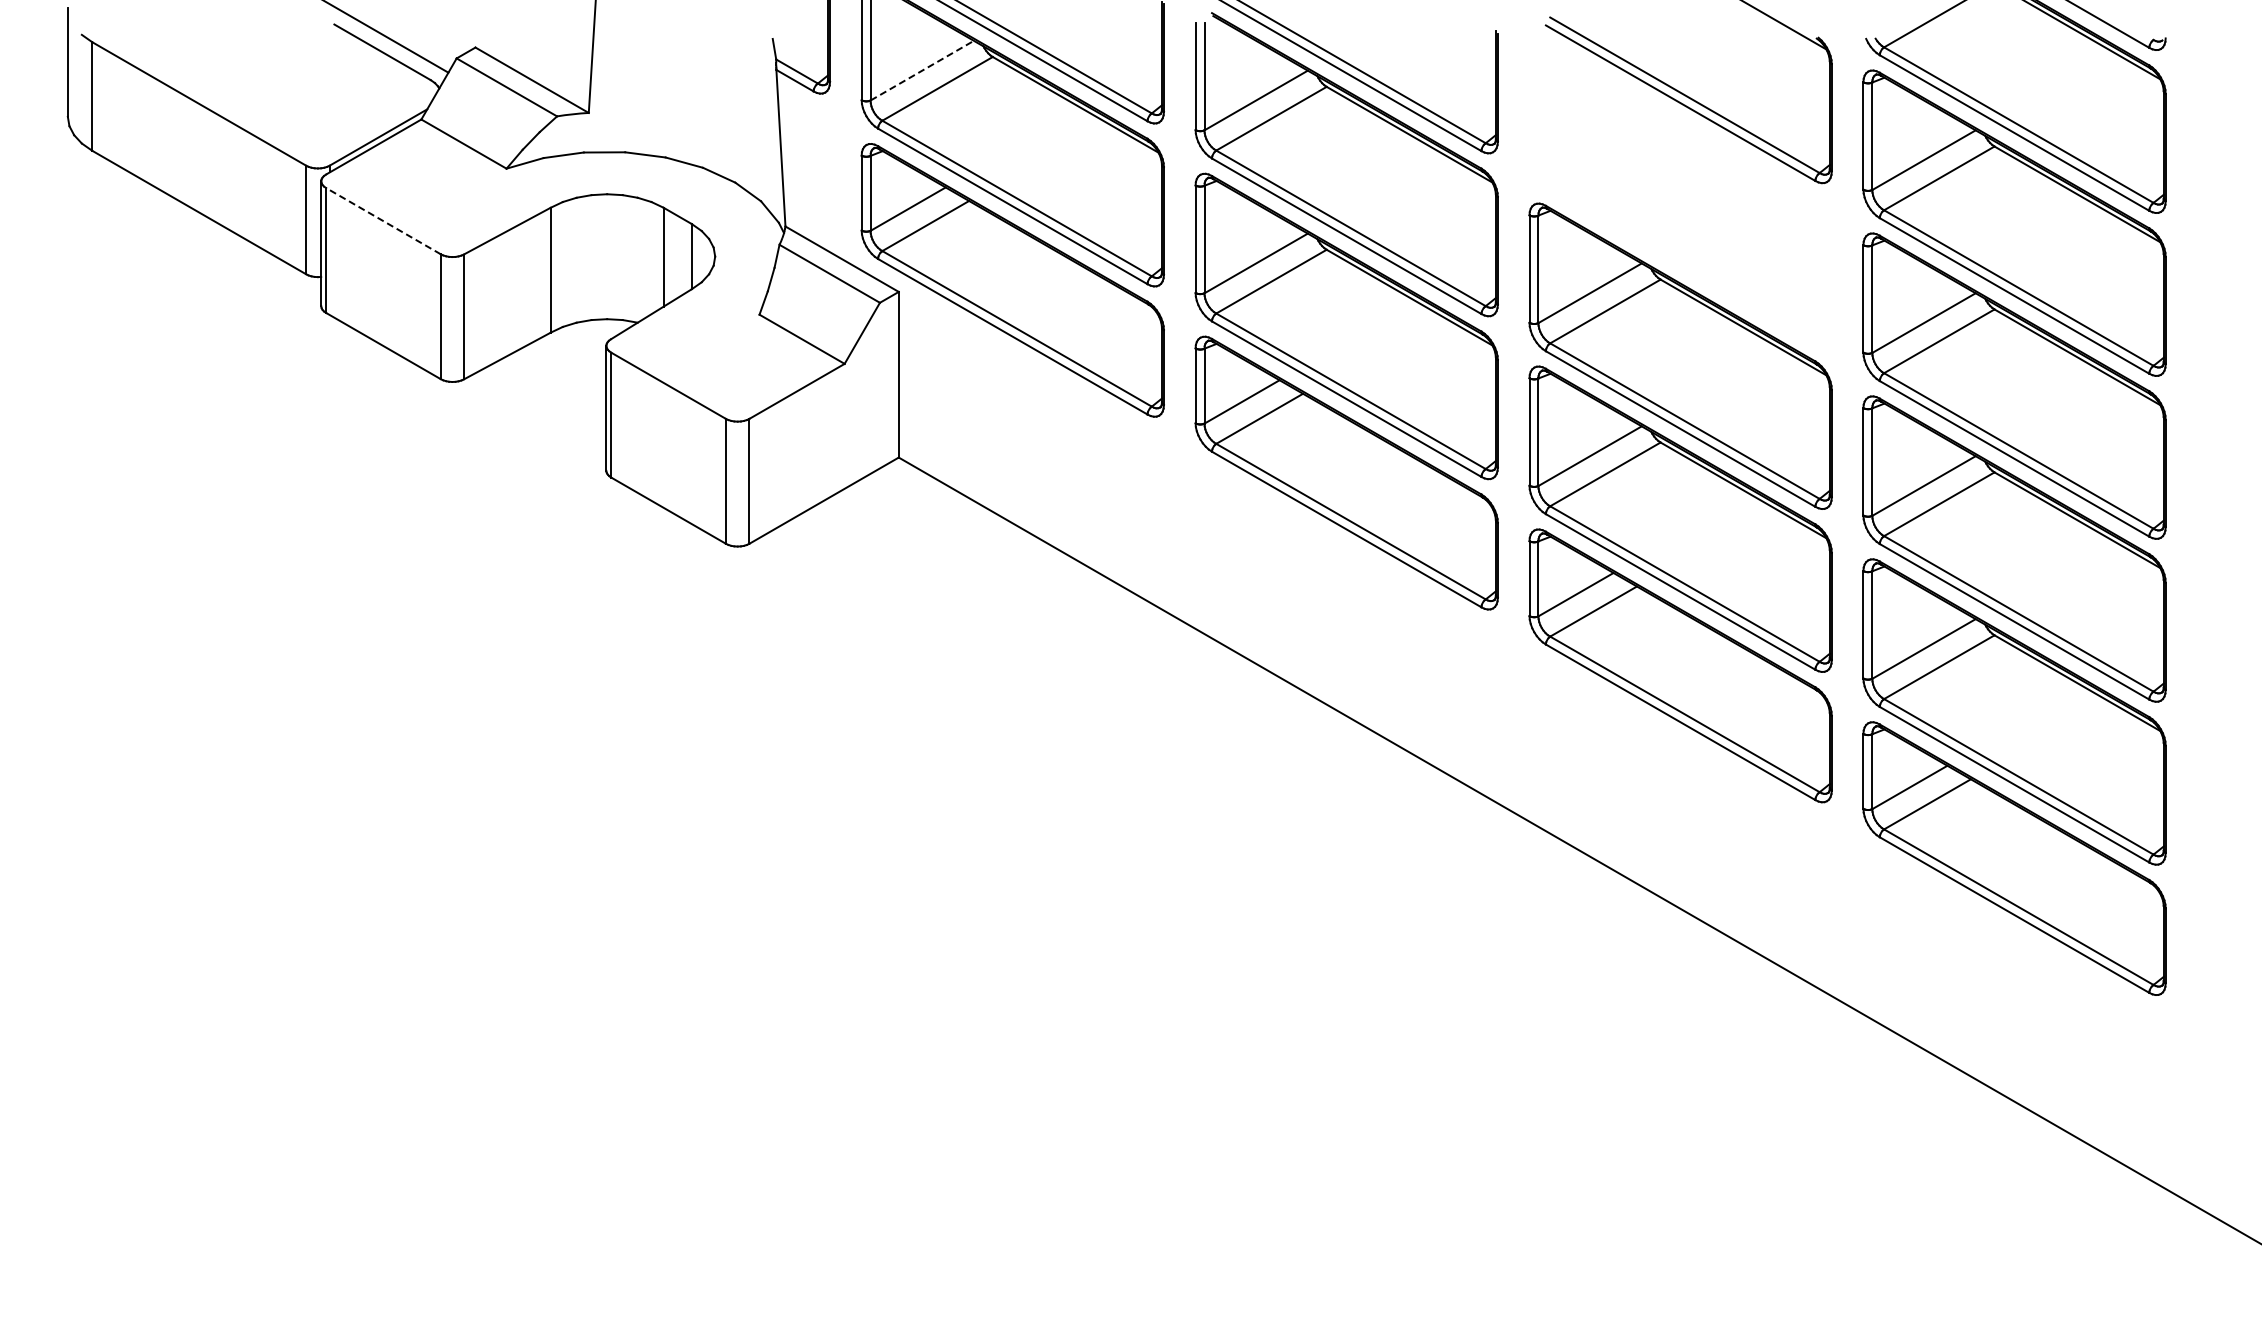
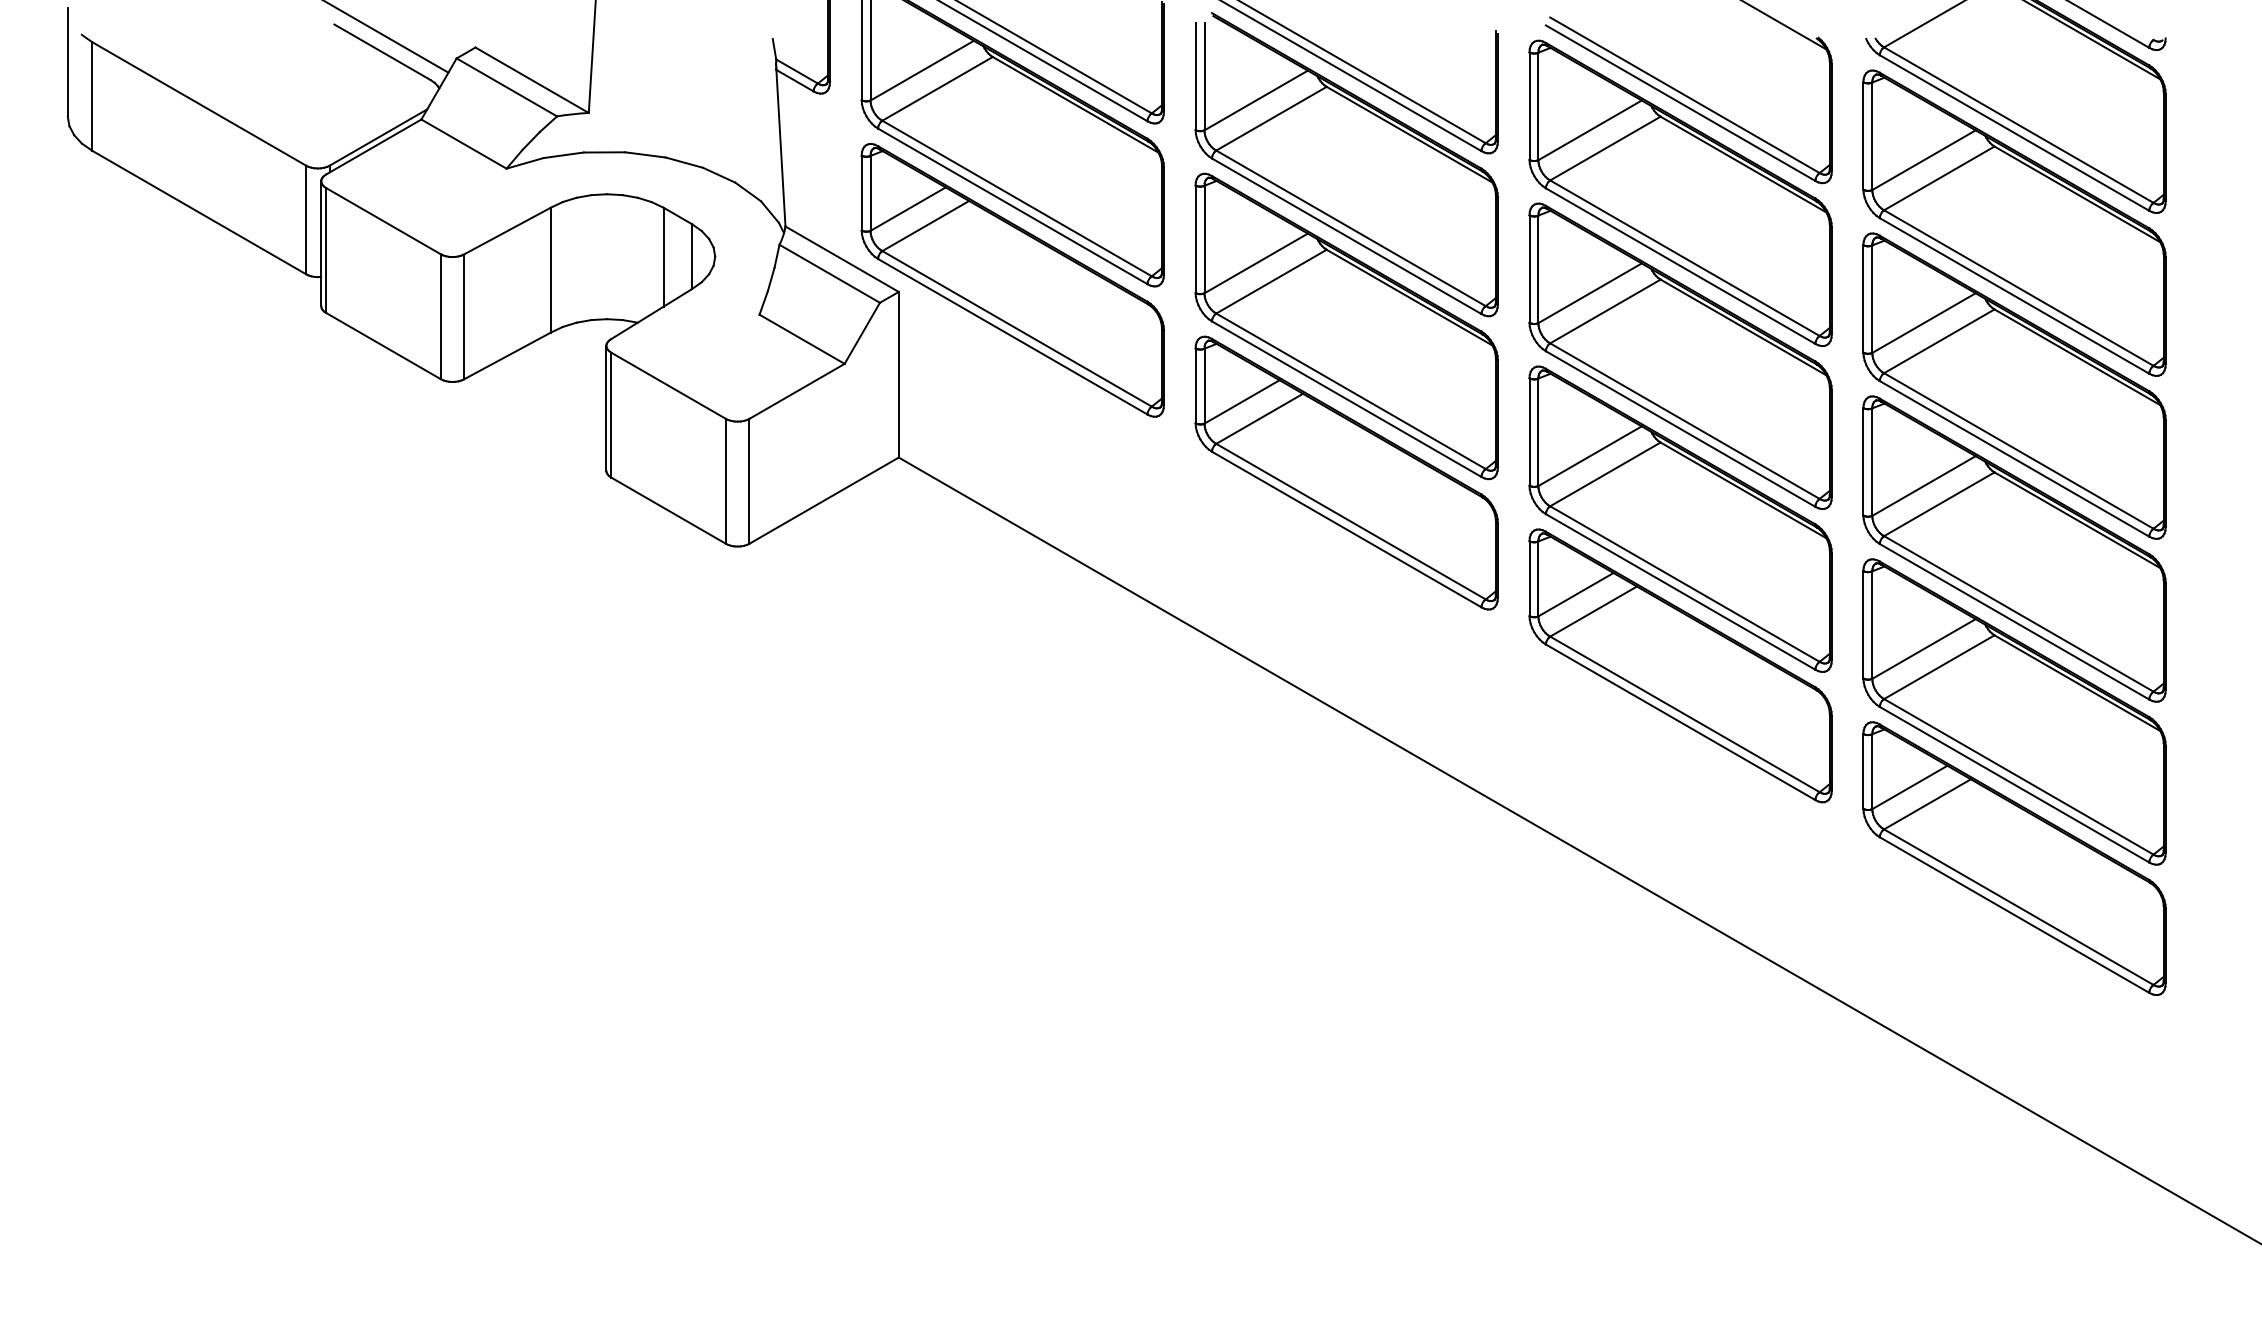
line: dashed -> solid (922, 70)
part: none -> present (1680, 192)
line: dashed -> solid (383, 220)
